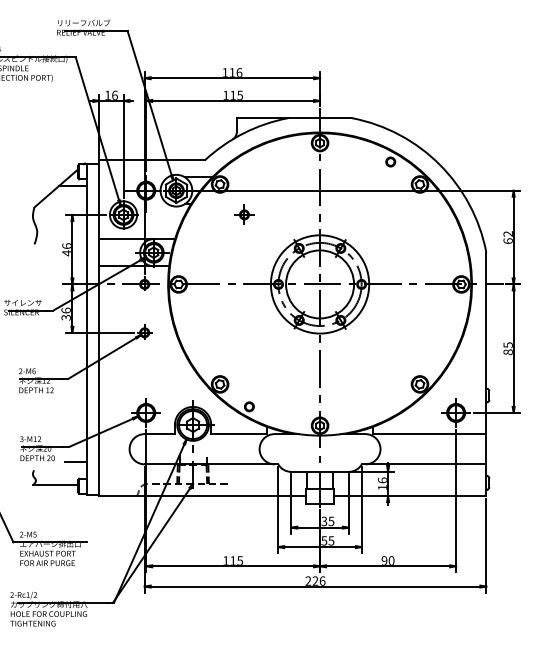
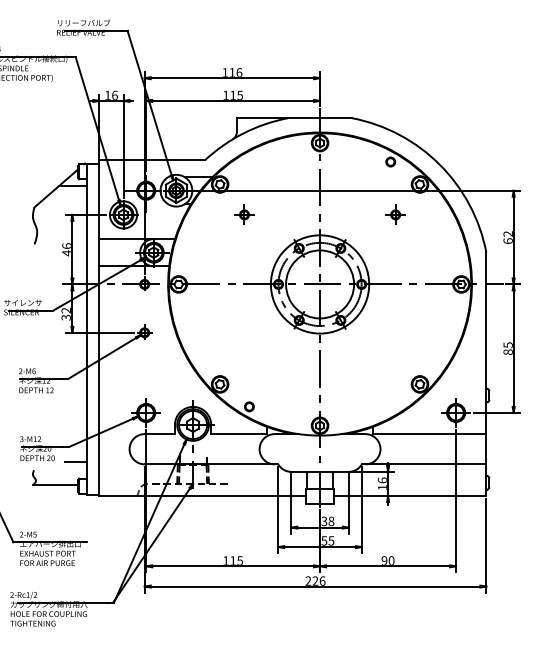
part: none -> present (395, 214)
text: 36 -> 32 (65, 310)
text: 35 -> 38 (331, 520)
